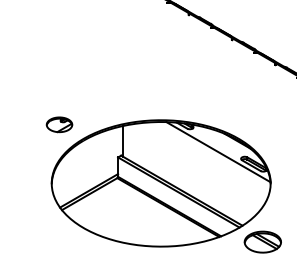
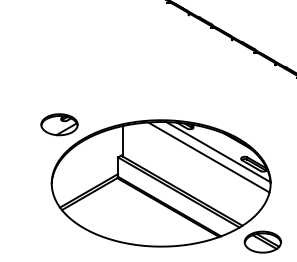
part size: 29x18 px -> 39x24 px (59, 124)
line: none -> present (208, 157)
